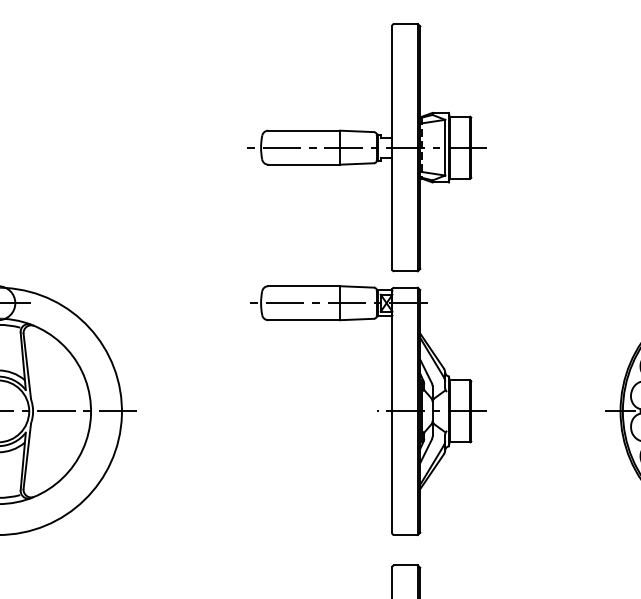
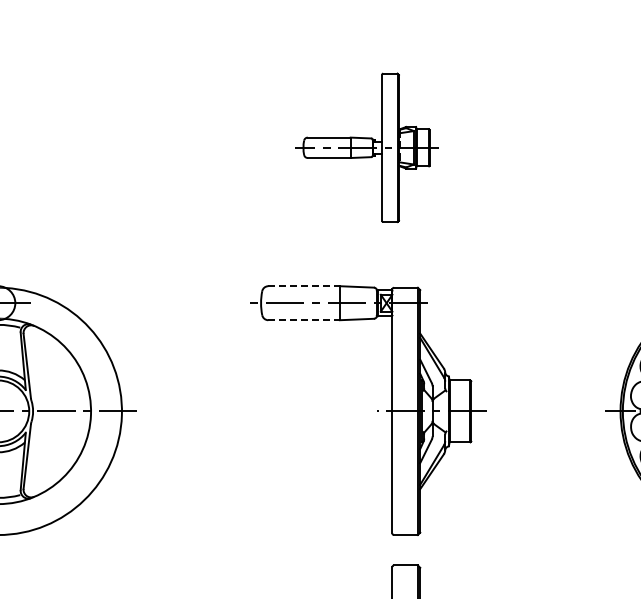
part size: 240x250 px -> 144x152 px (366, 147)
line: solid -> dashed (304, 286)
line: solid -> dashed (304, 320)
